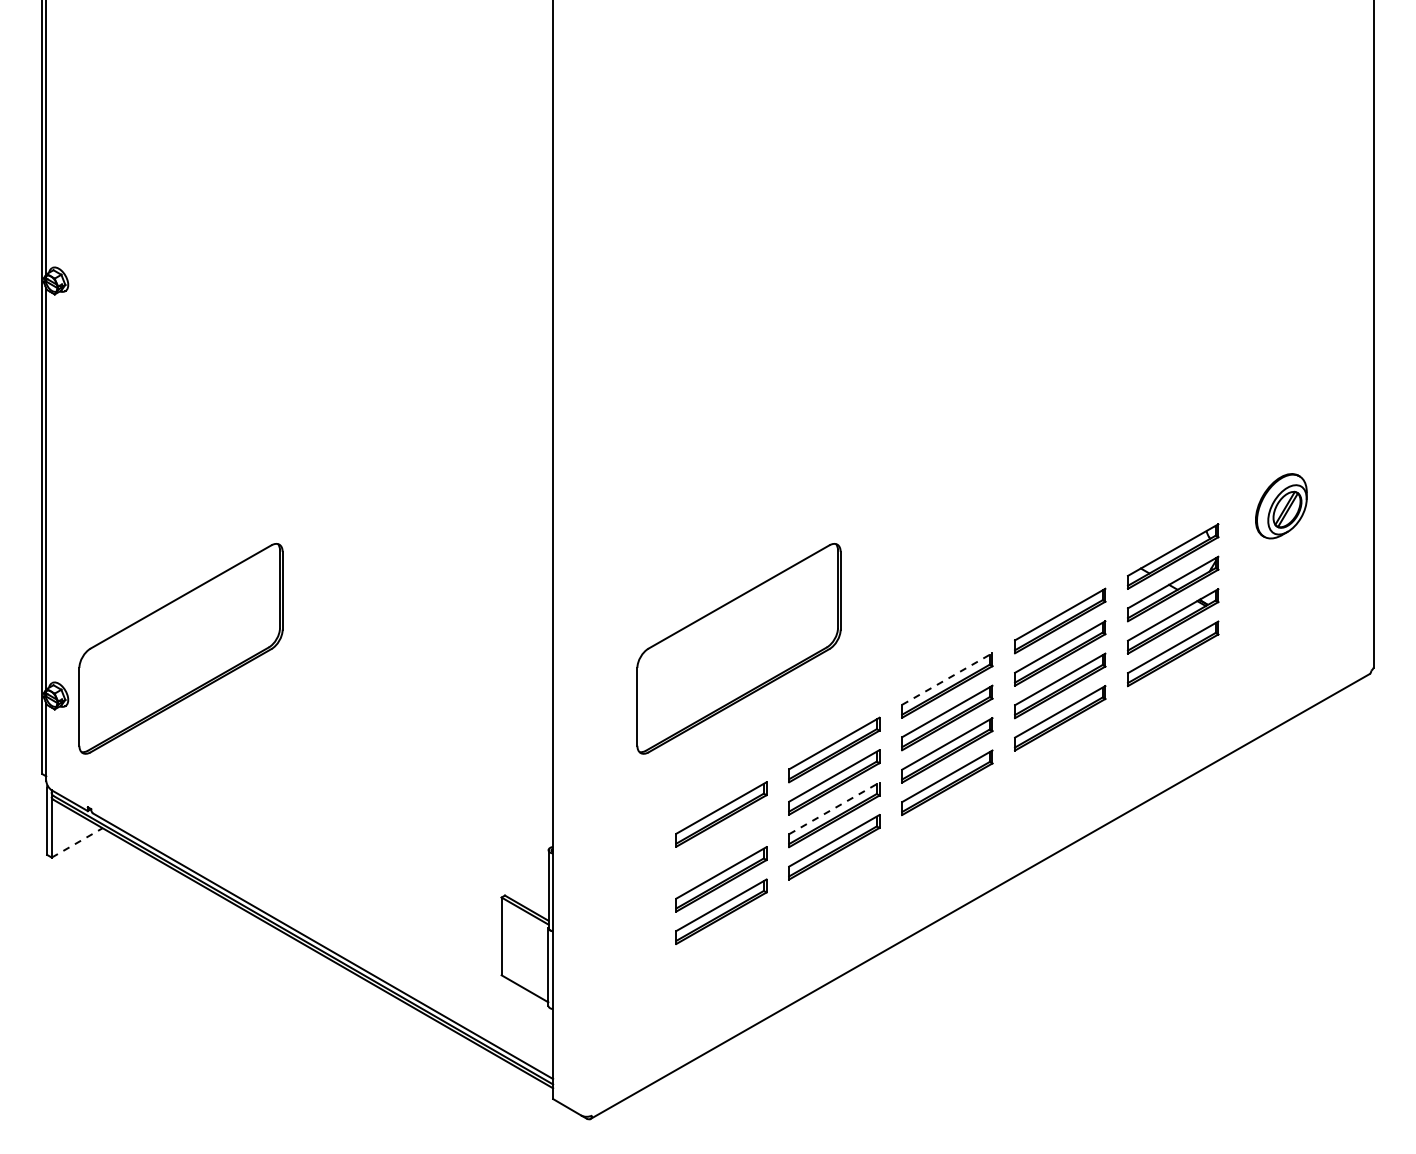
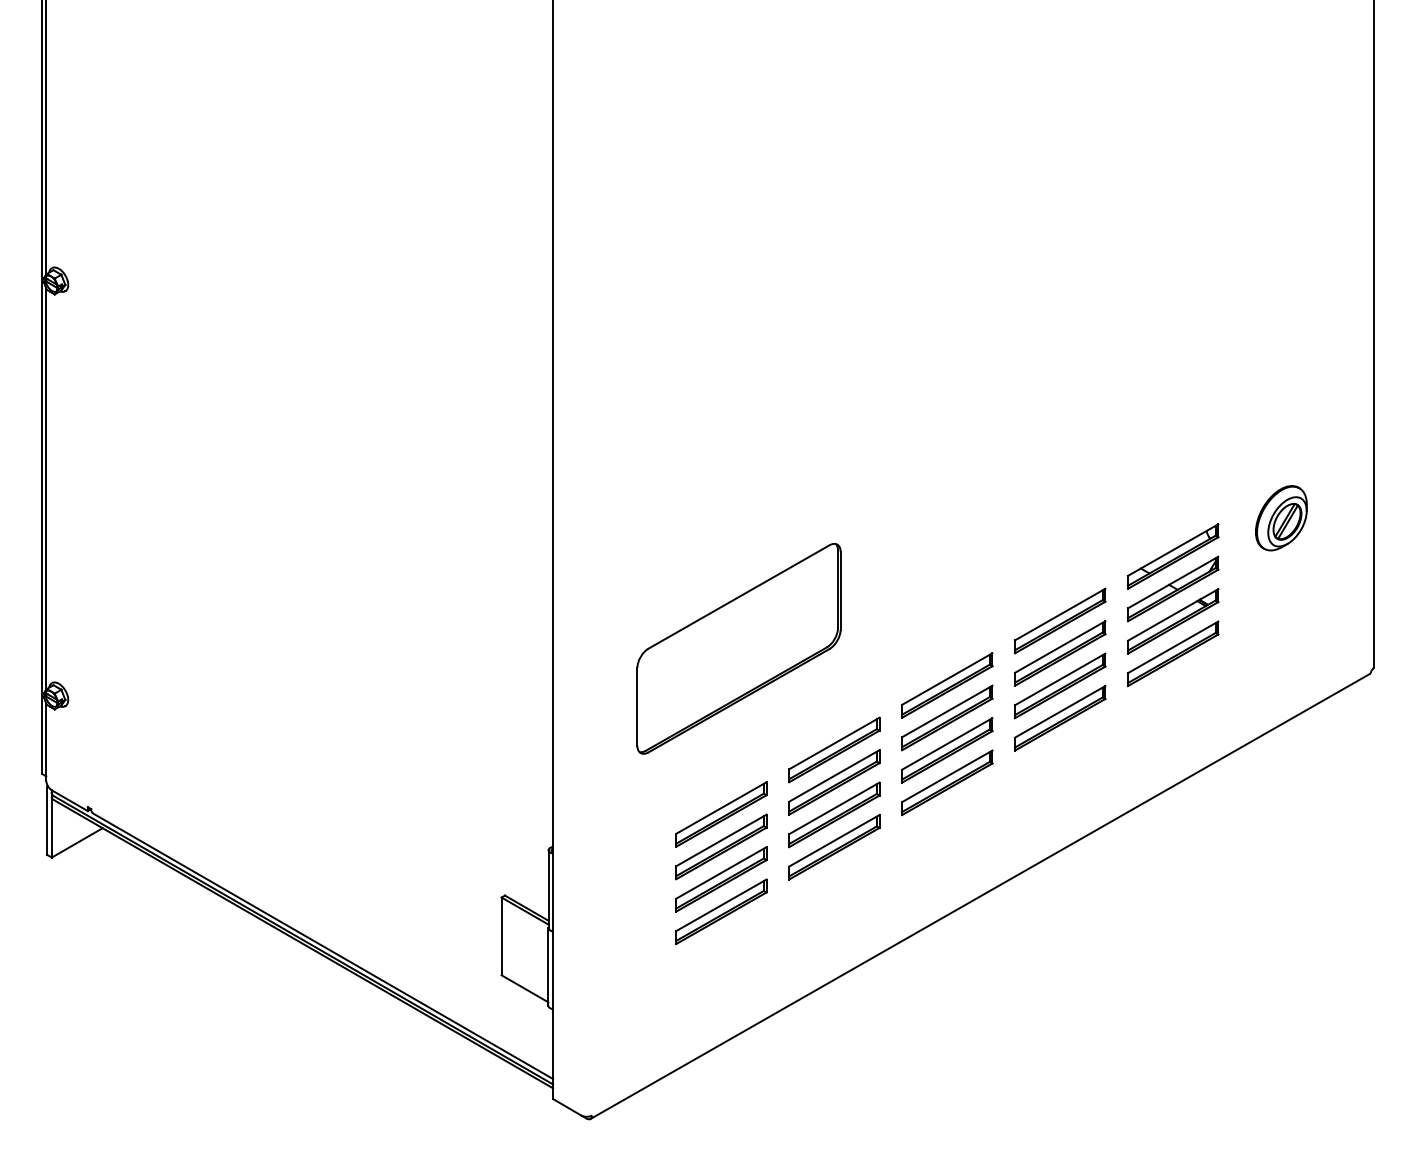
part position: (1281, 506) -> (1281, 518) (1281, 518)
part: present -> none (180, 648)
line: dashed -> solid (947, 678)
line: dashed -> solid (834, 808)
line: dashed -> solid (77, 842)
part: none -> present (721, 846)
